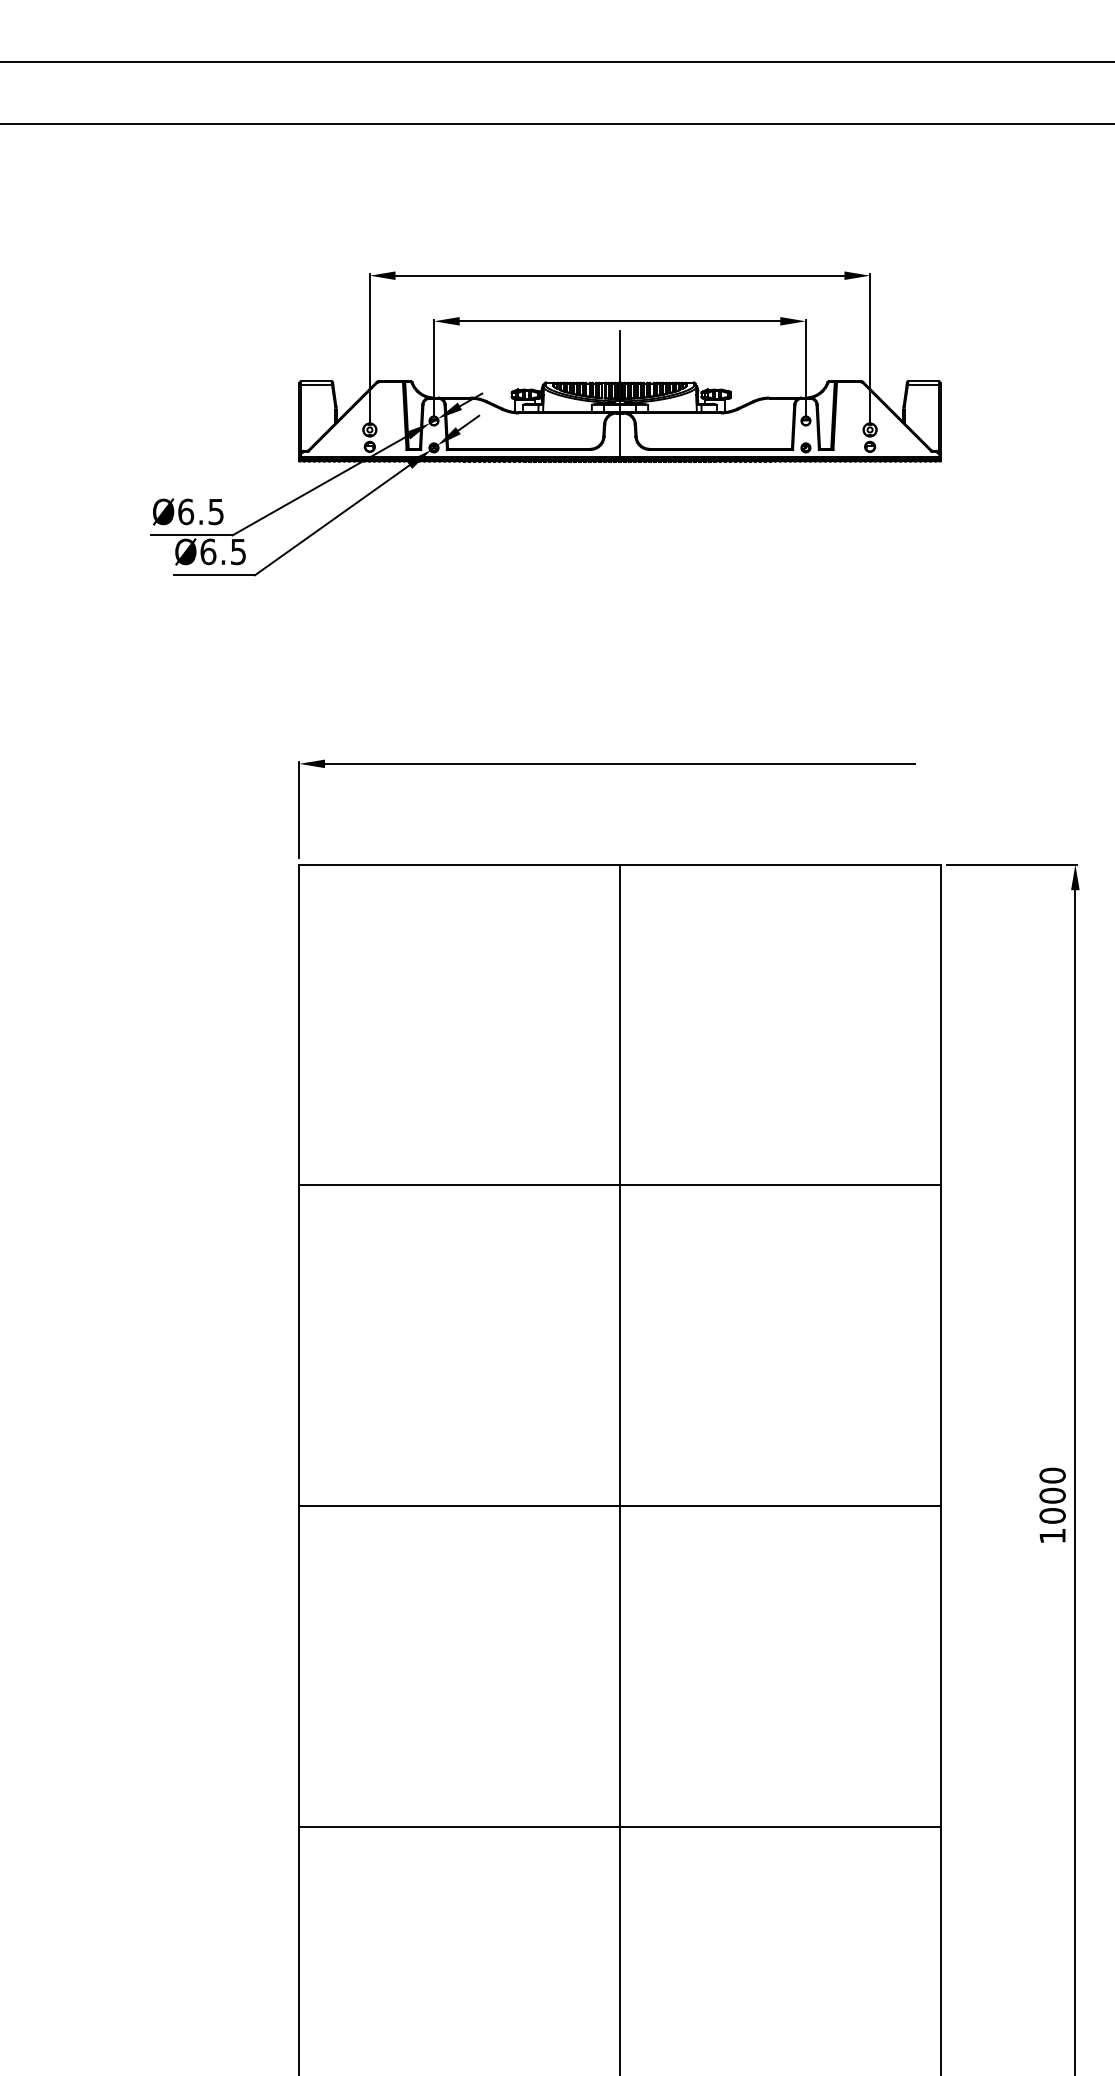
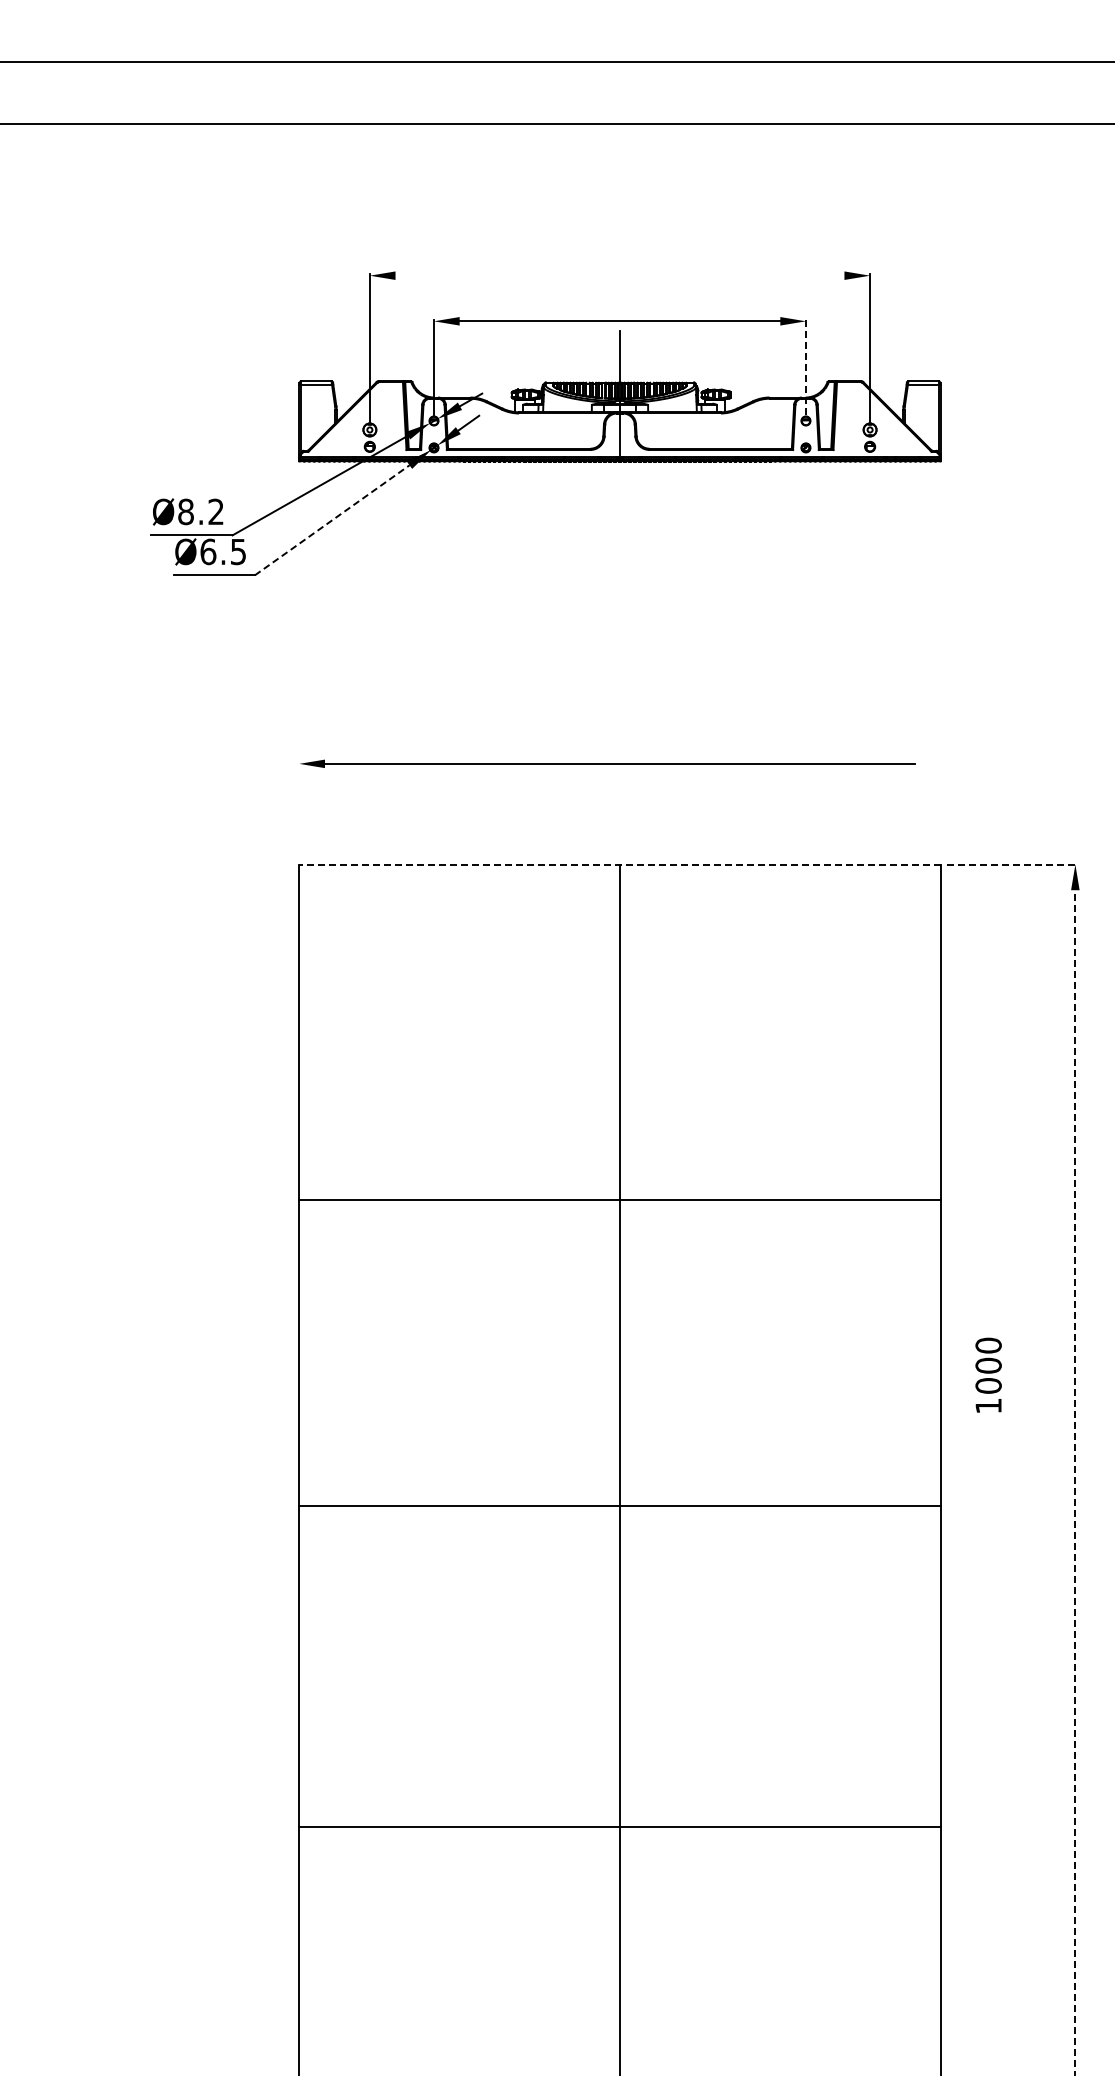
line: present -> none (619, 275)
line: solid -> dashed (805, 366)
text: Ø6.5 -> Ø8.2 (200, 511)
line: solid -> dashed (332, 520)
line: present -> none (299, 810)
line: solid -> dashed (619, 864)
line: solid -> dashed (1012, 864)
line position: (619, 1185) -> (619, 1200) (619, 1200)
line: solid -> dashed (1075, 1482)
text position: (1052, 1504) -> (988, 1374) (988, 1374)
